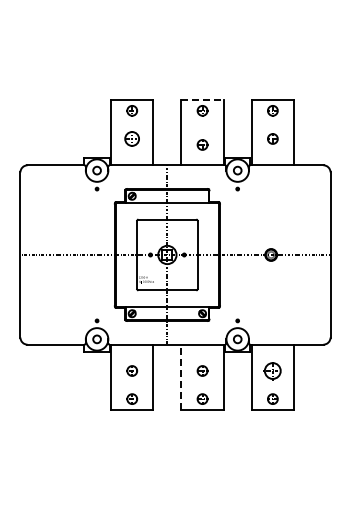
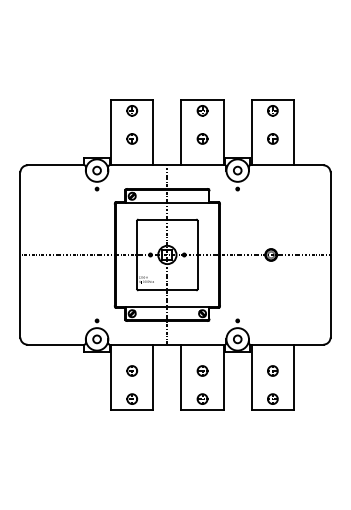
line: dashed -> solid (203, 99)
part size: 16x16 px -> 13x12 px (132, 138)
part position: (202, 144) -> (202, 138) (202, 138)
part size: 19x19 px -> 12x12 px (272, 370)
line: dashed -> solid (181, 377)
